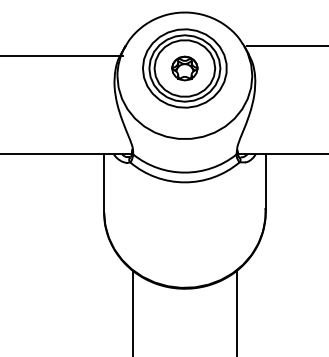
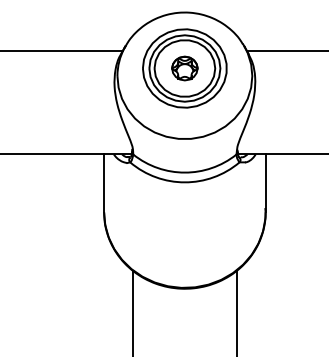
line position: (286, 46) -> (286, 51) (286, 51)
line position: (62, 56) -> (62, 51) (62, 51)
